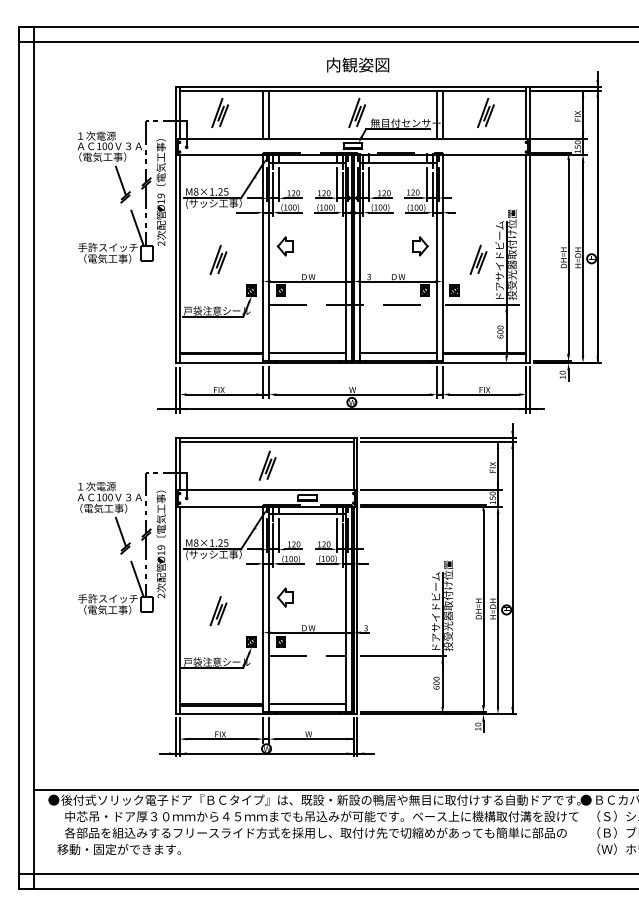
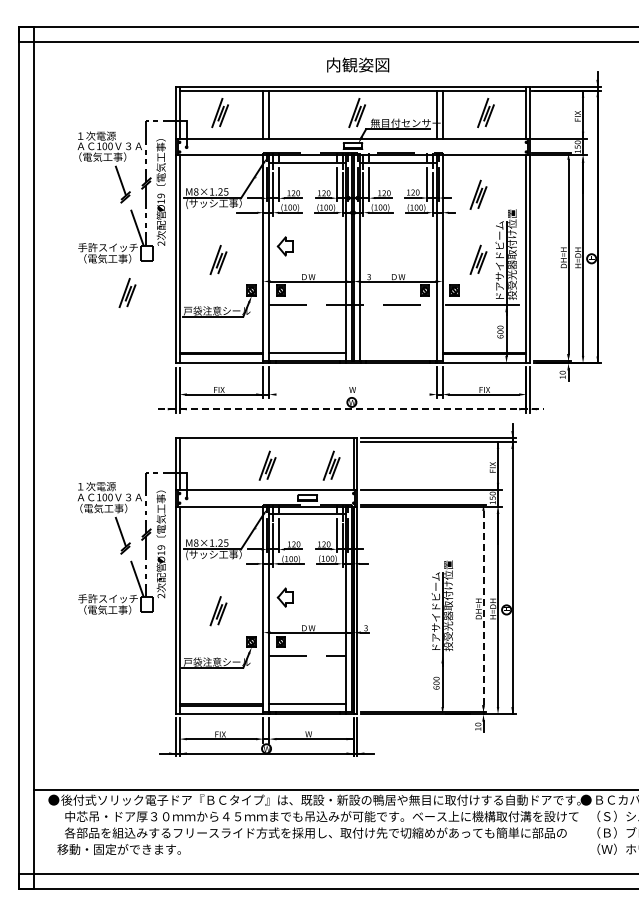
part: none -> present (478, 194)
part: present -> none (420, 246)
part: none -> present (127, 292)
line: present -> none (397, 352)
line: present -> none (353, 394)
line: solid -> dashed (351, 409)
line: present -> none (266, 441)
part: none -> present (331, 465)
line: solid -> dashed (483, 607)
line: present -> none (403, 656)
